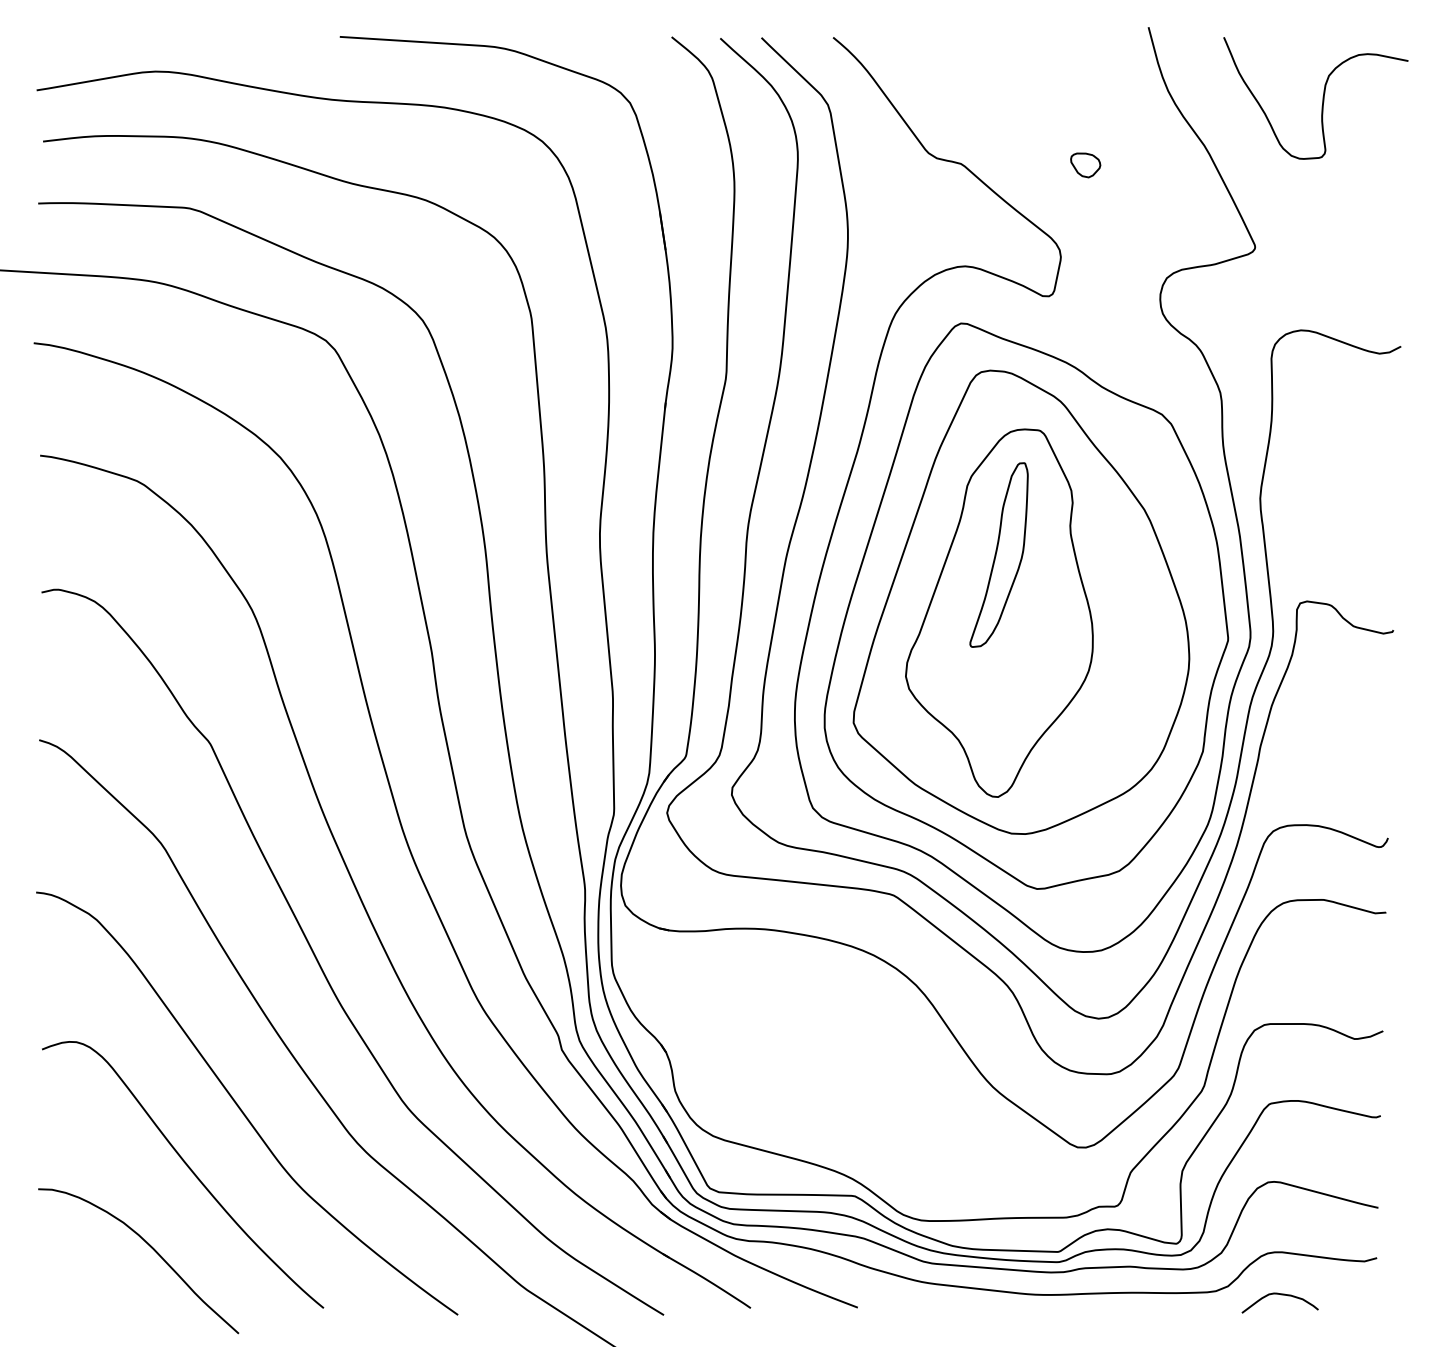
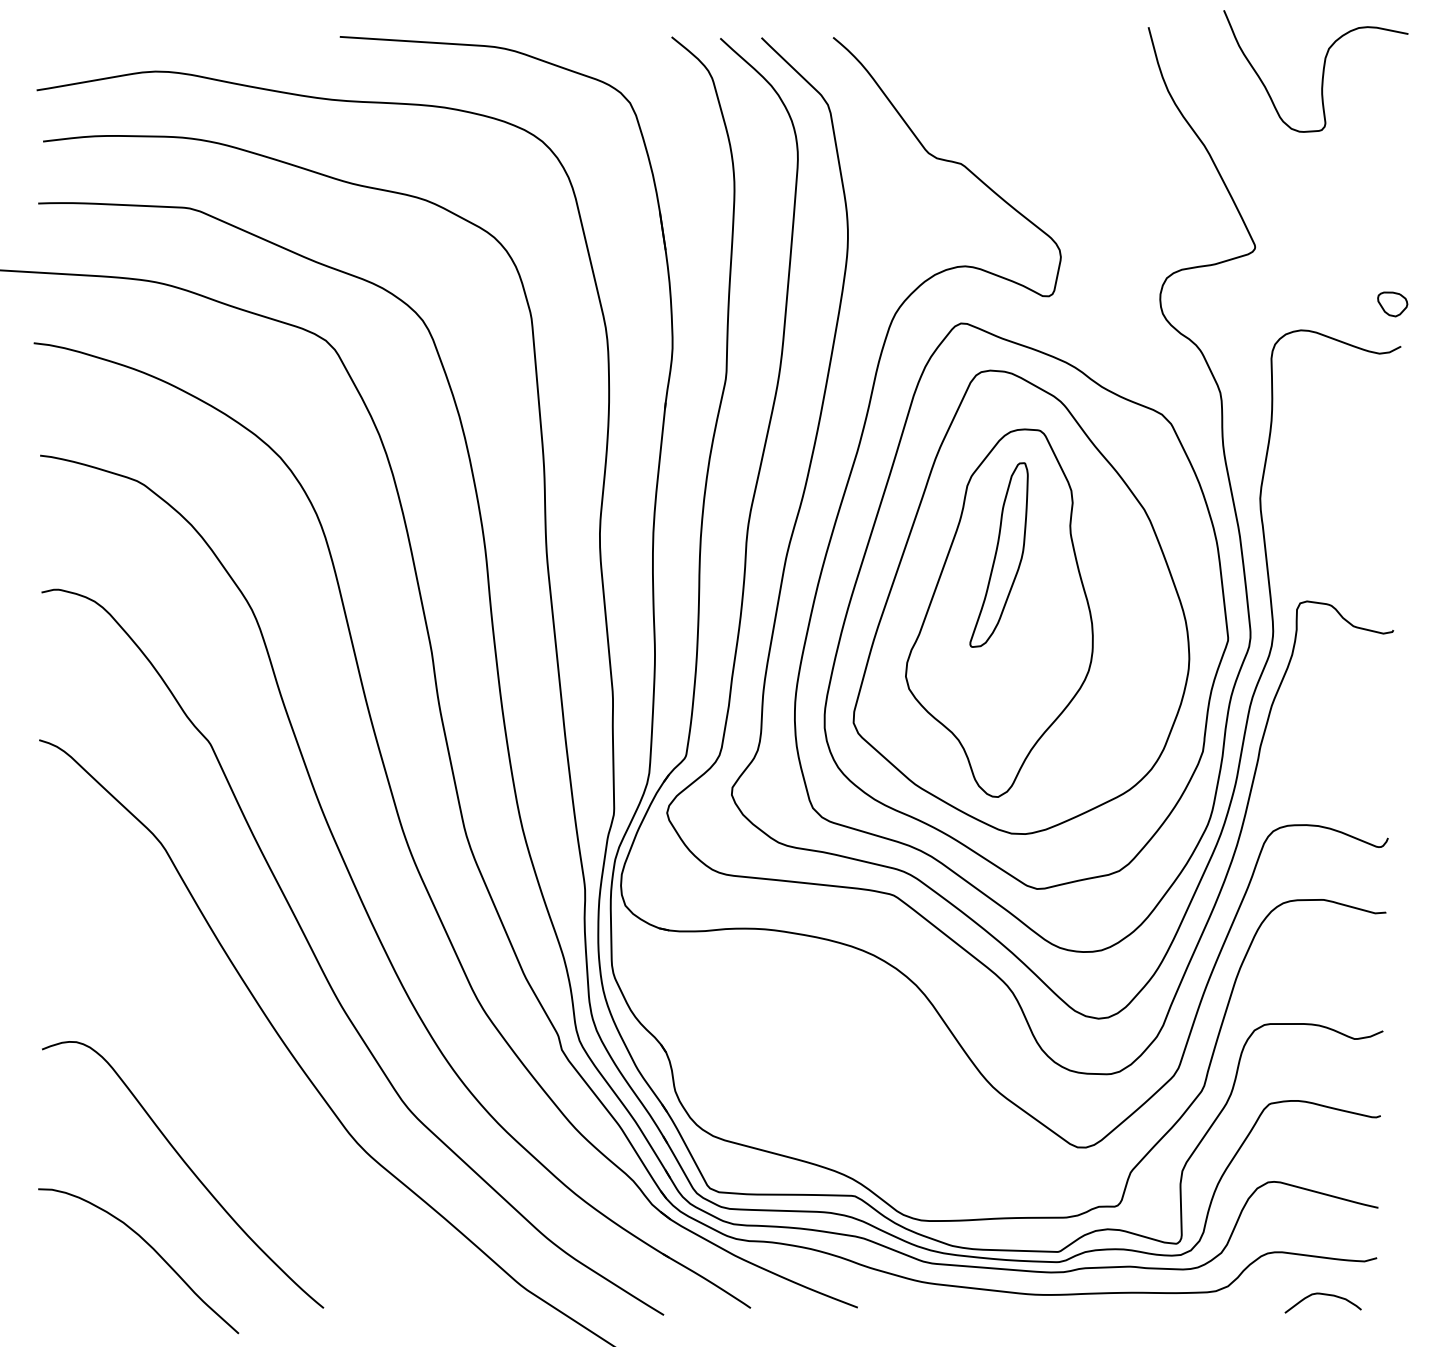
curve position: (1322, 98) -> (1322, 71) (1322, 71)
part position: (1085, 165) -> (1392, 304) (1392, 304)
curve: present -> none (240, 1107)
curve position: (1281, 1295) -> (1324, 1295) (1324, 1295)
